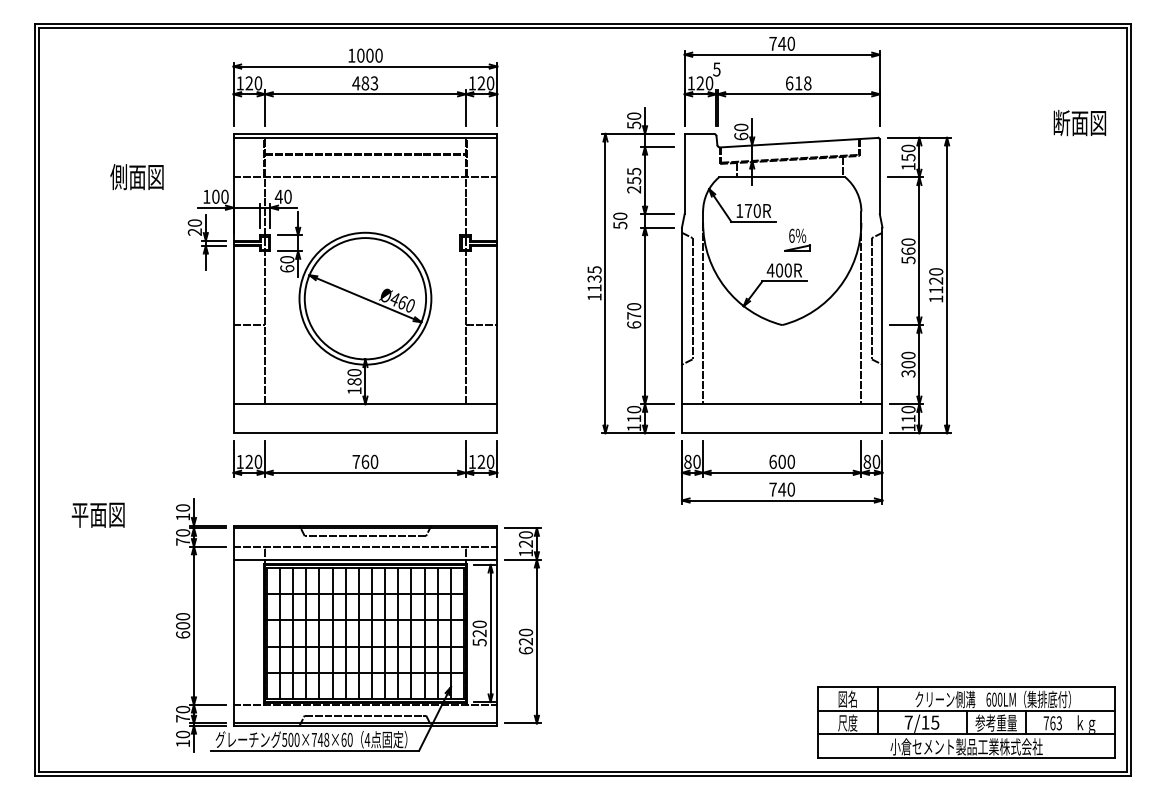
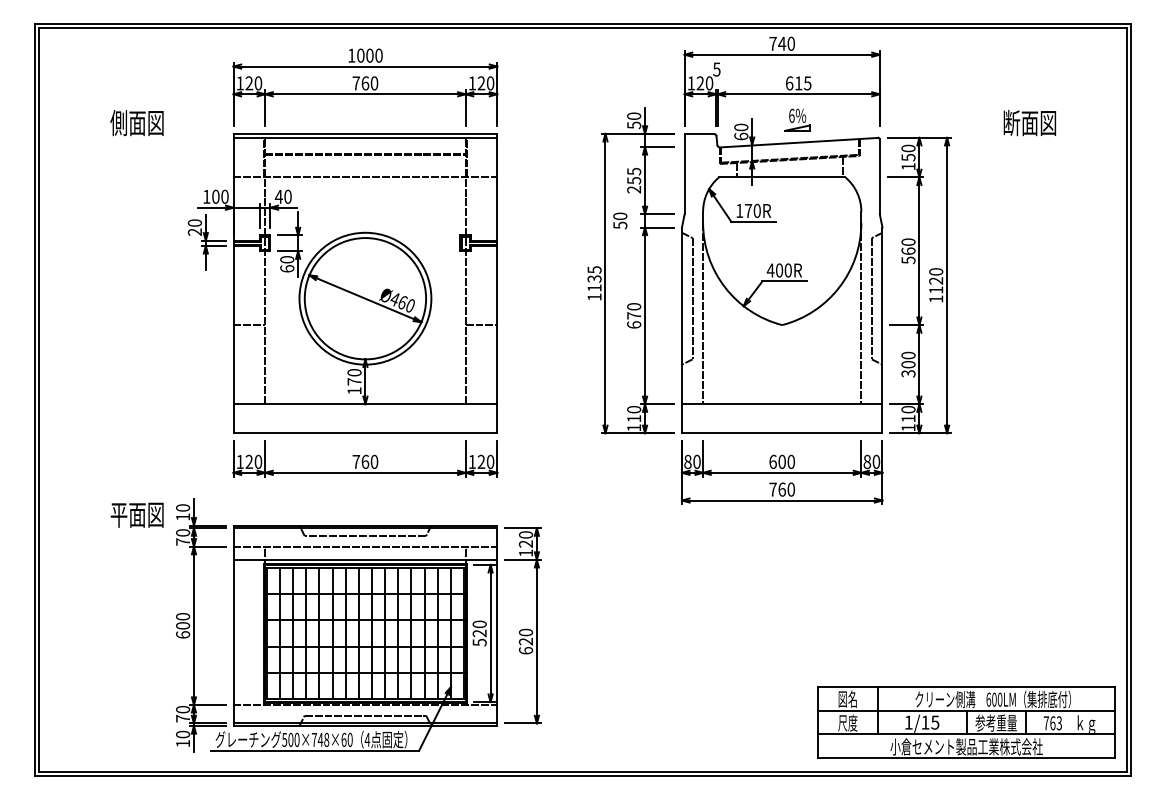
text: 483 -> 760 (365, 83)
text: 618 -> 615 (807, 83)
text position: (1079, 123) -> (1029, 123) (1029, 123)
text position: (136, 177) -> (136, 123) (136, 123)
part position: (797, 239) -> (797, 119) (797, 119)
text: 180 -> 170 (354, 381)
text: 740 -> 760 (782, 489)
text position: (97, 514) -> (136, 514) (136, 514)
text: 7/15 -> 1/15 (908, 722)
